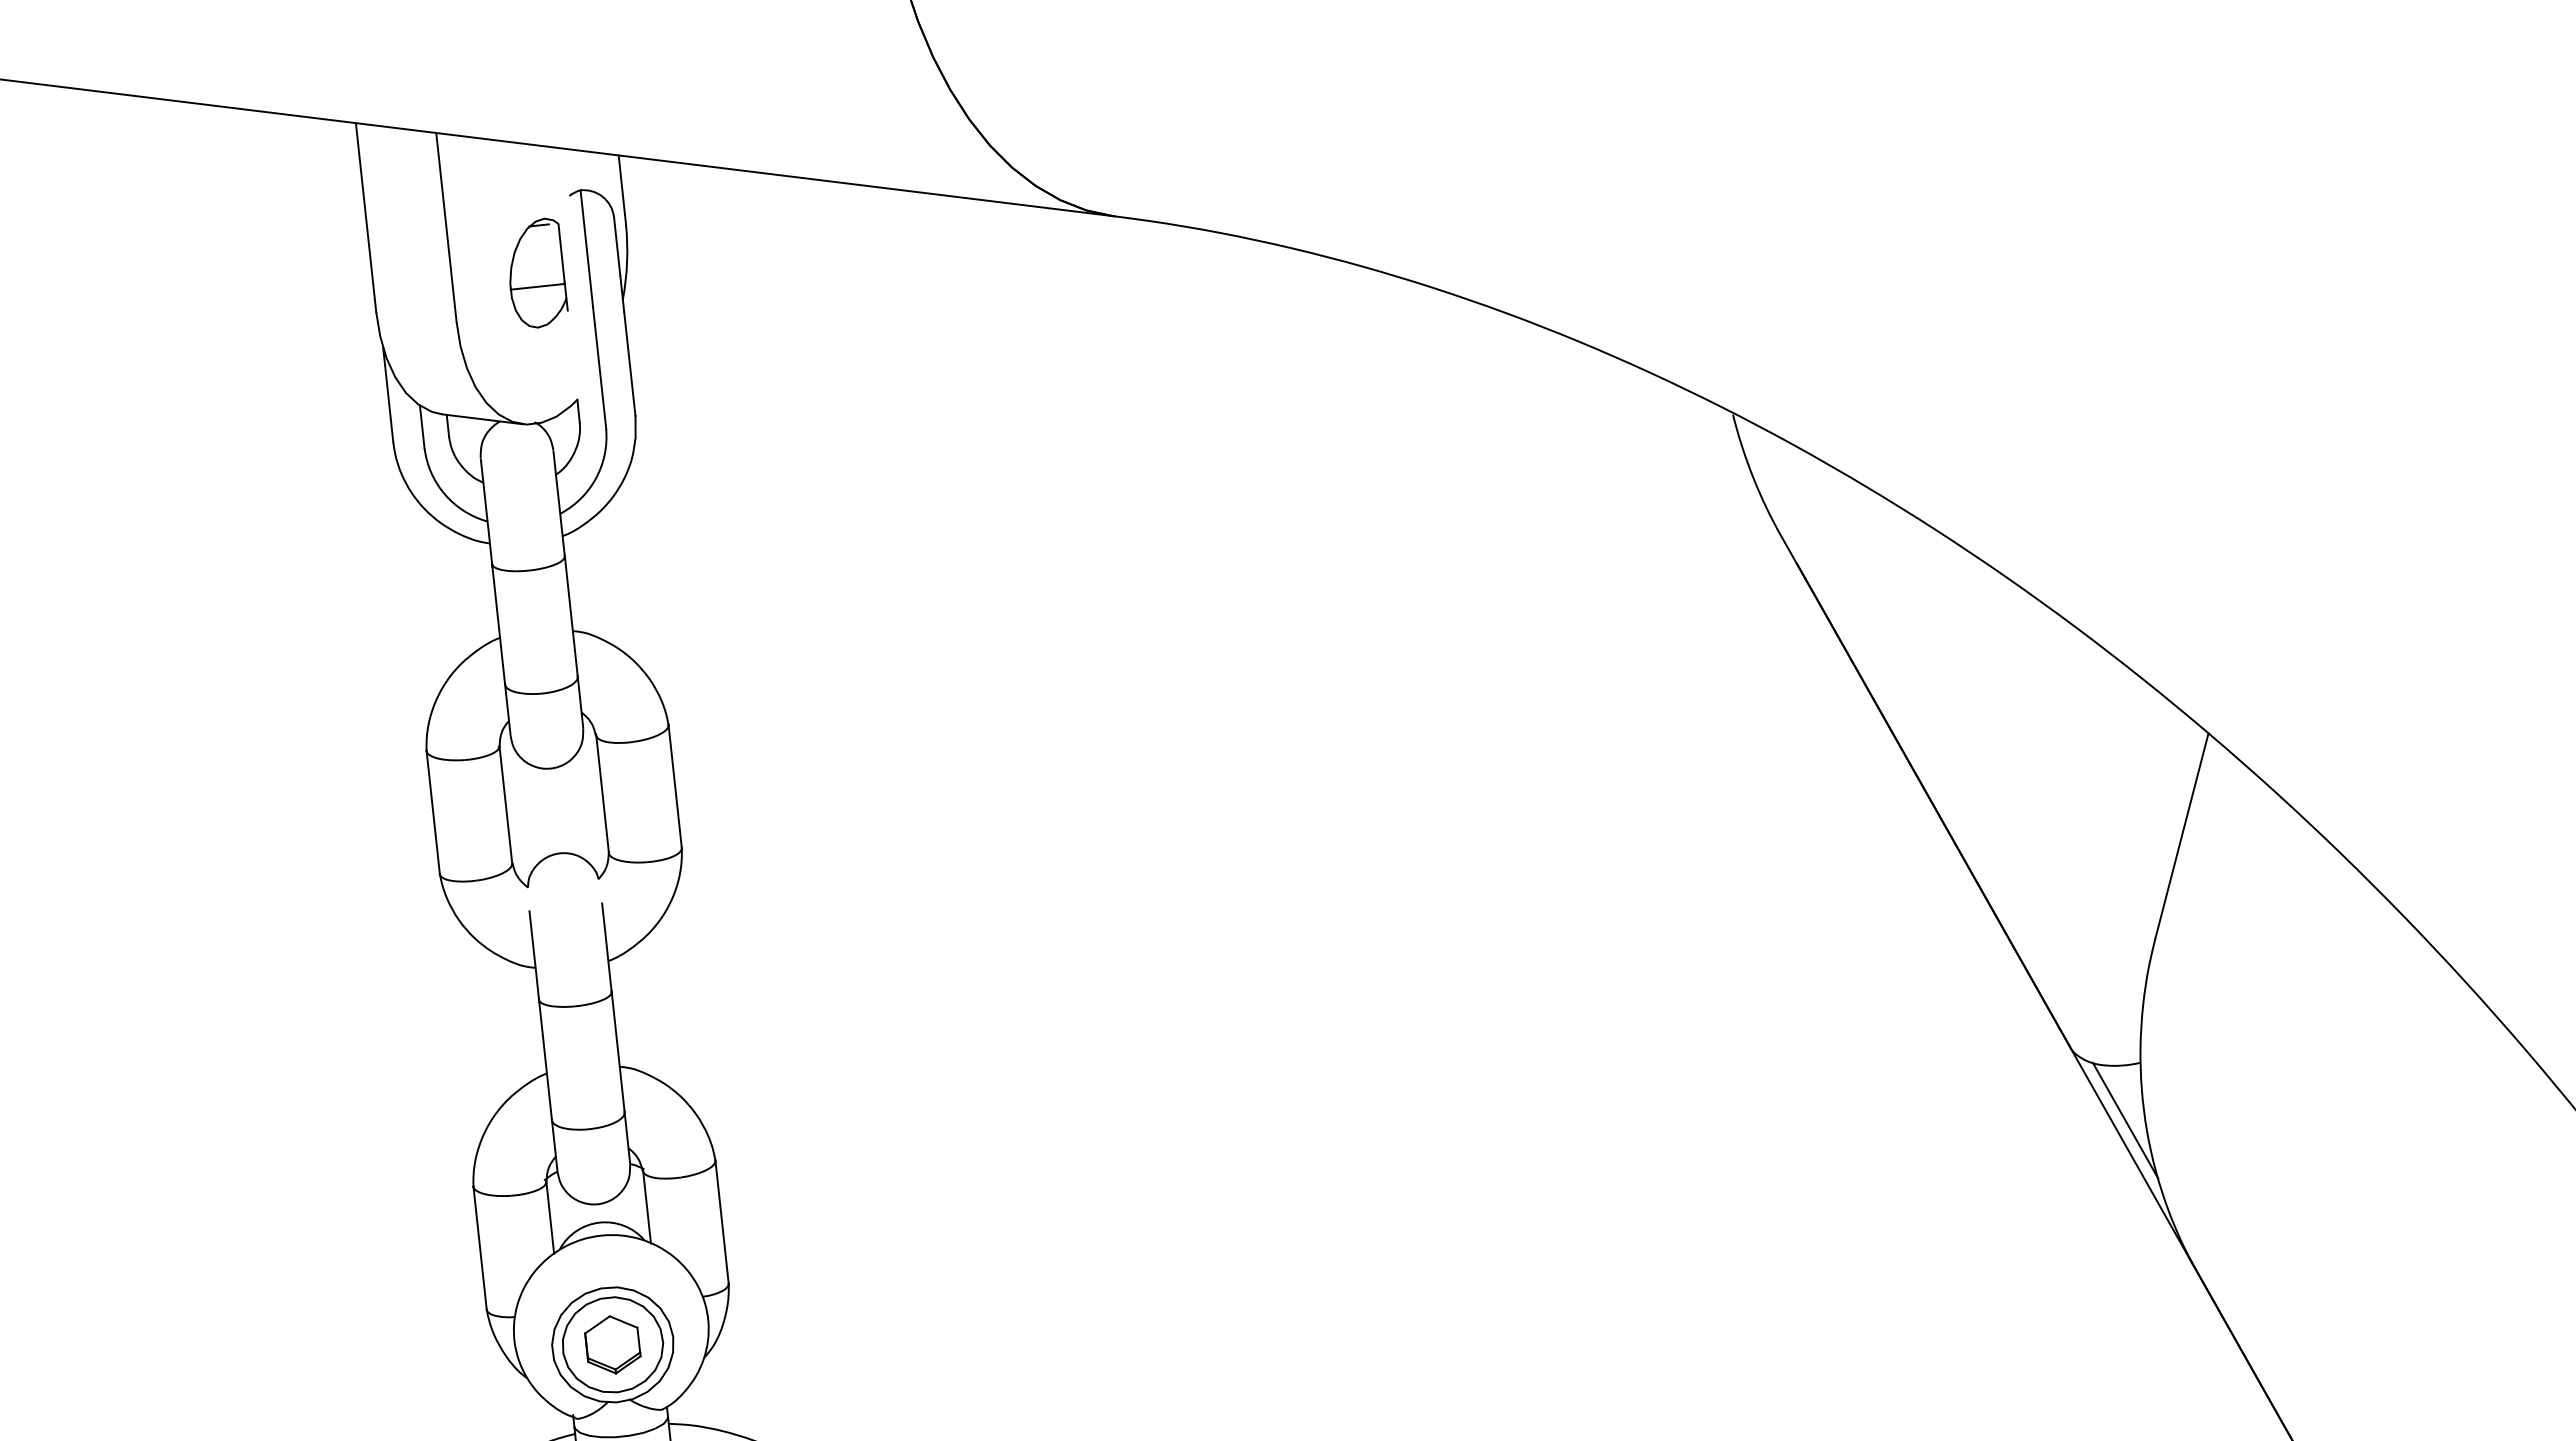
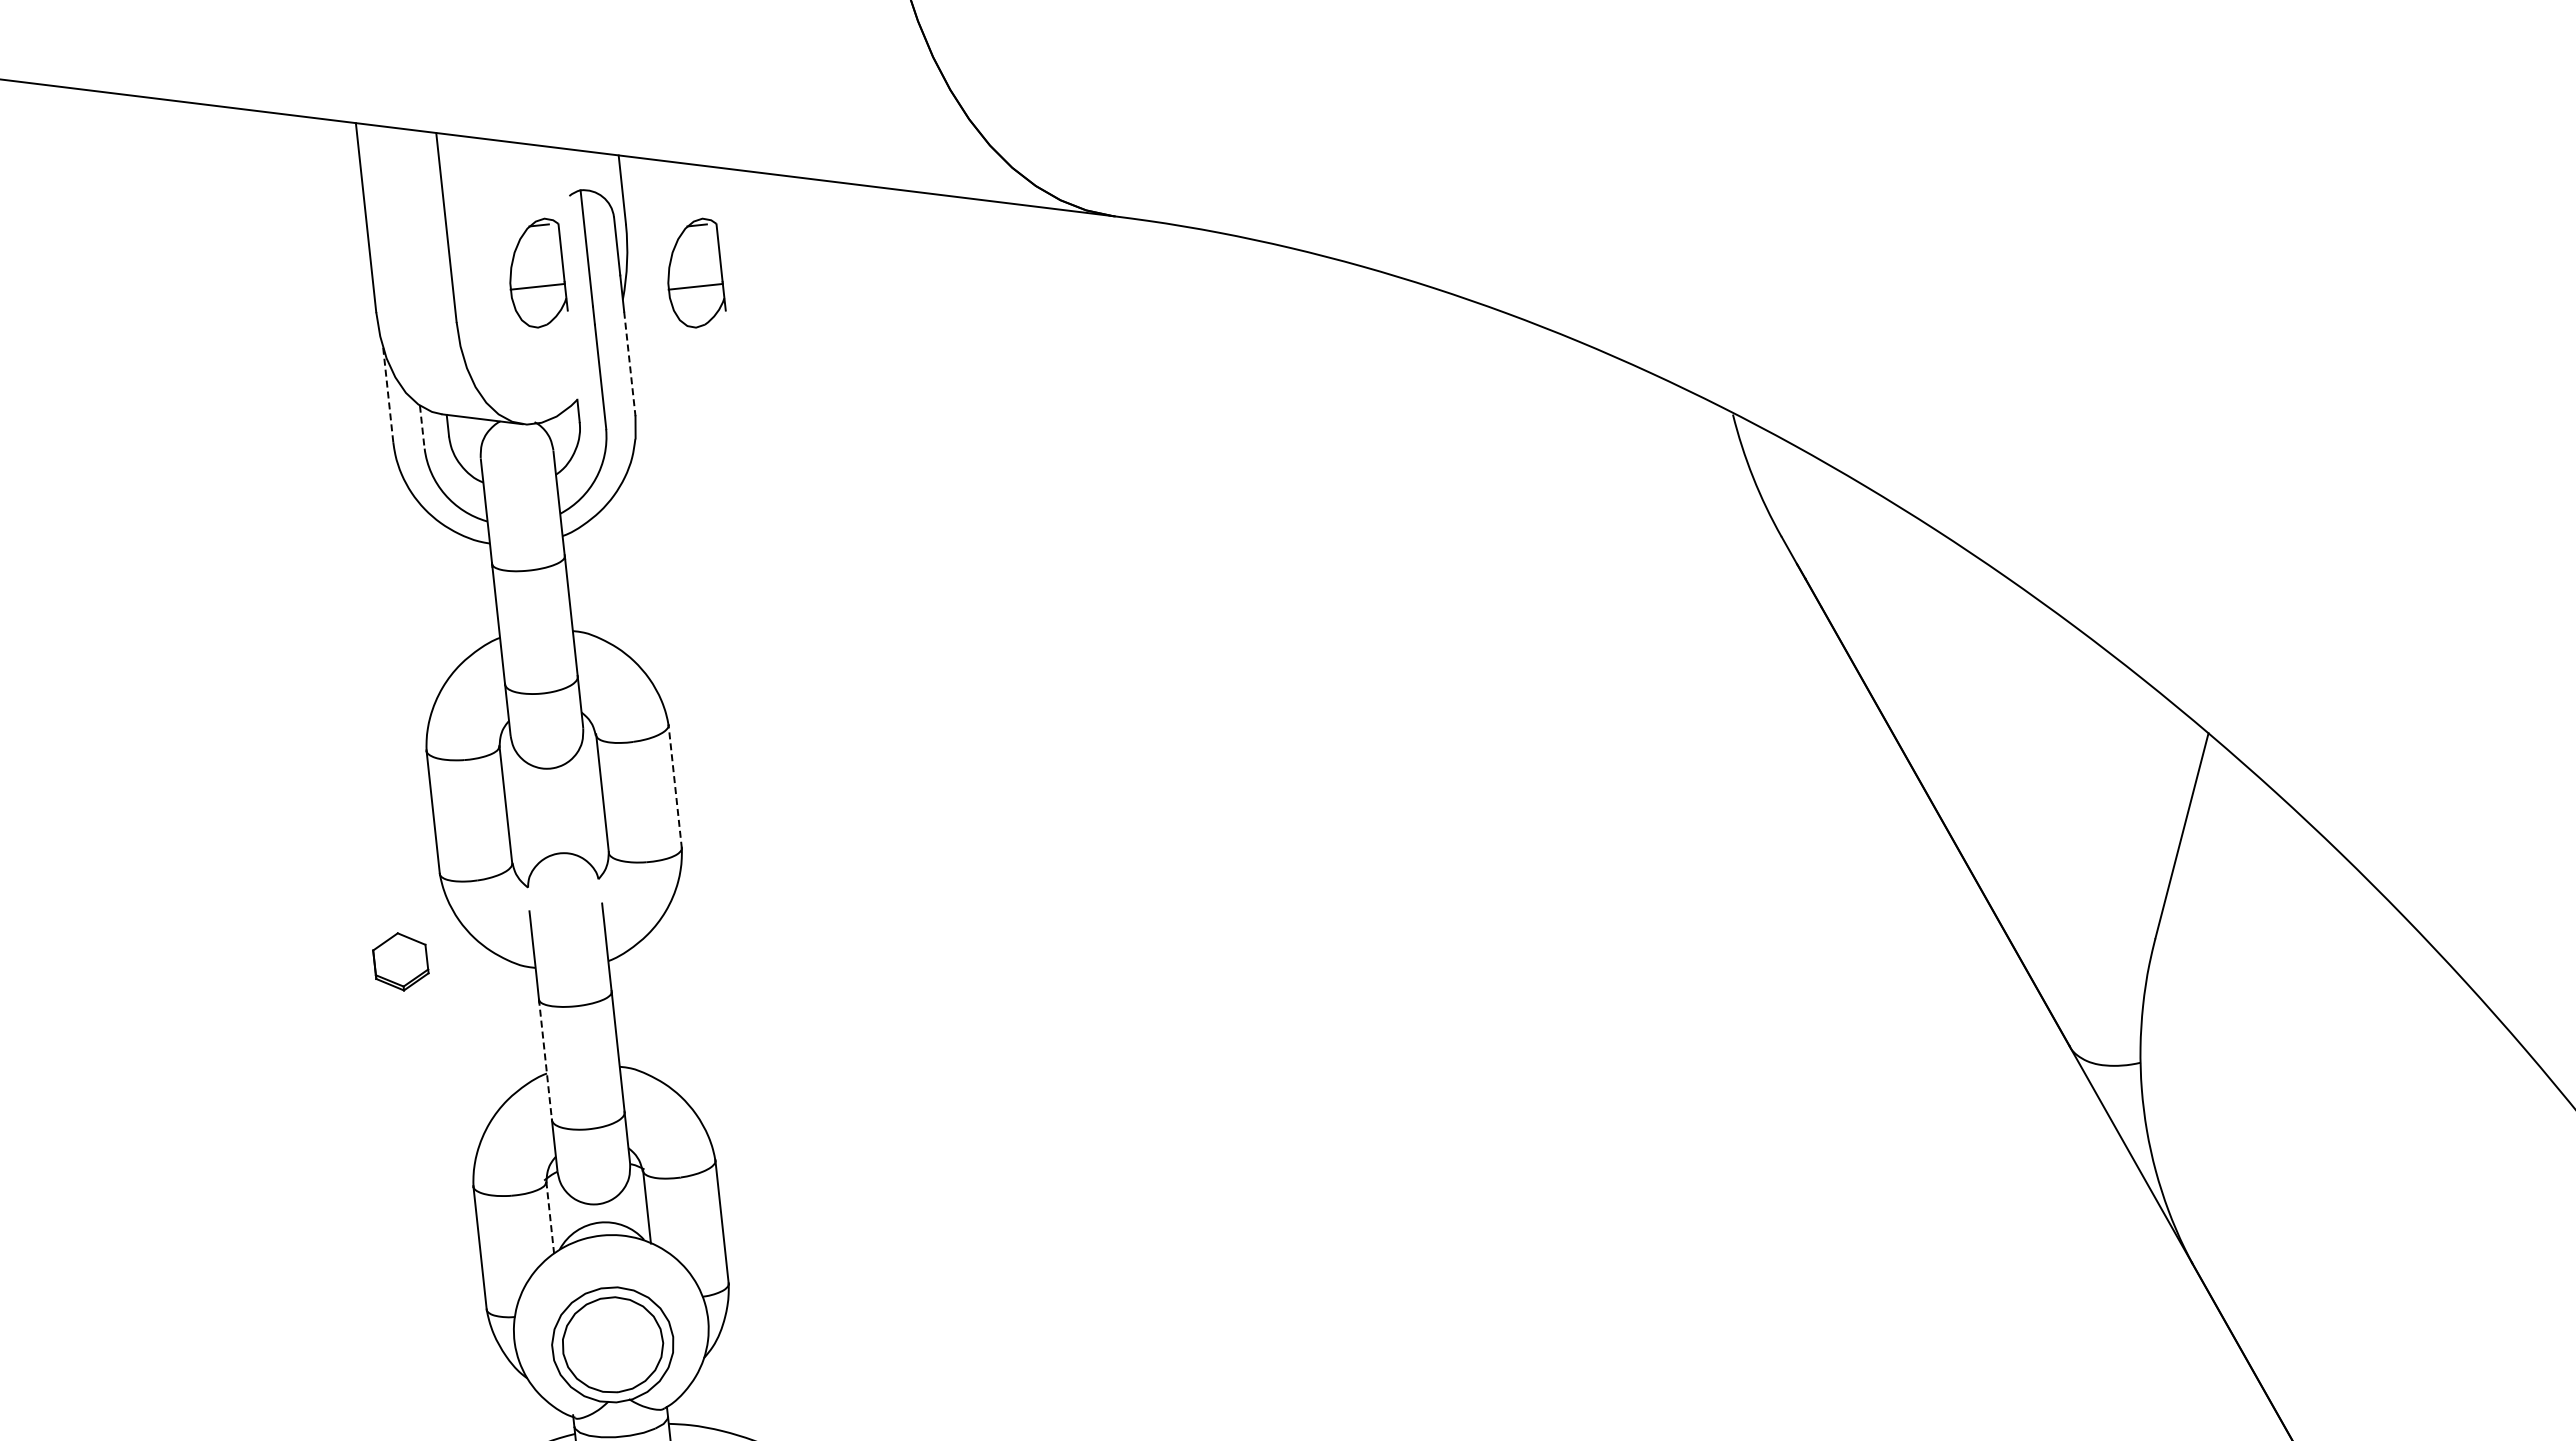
part: none -> present (696, 272)
line: solid -> dashed (629, 363)
line: solid -> dashed (388, 394)
line: solid -> dashed (422, 427)
line: solid -> dashed (675, 786)
line: solid -> dashed (545, 1059)
line: present -> none (2125, 1120)
line: solid -> dashed (550, 1217)
part position: (612, 1344) -> (400, 961) (400, 961)
